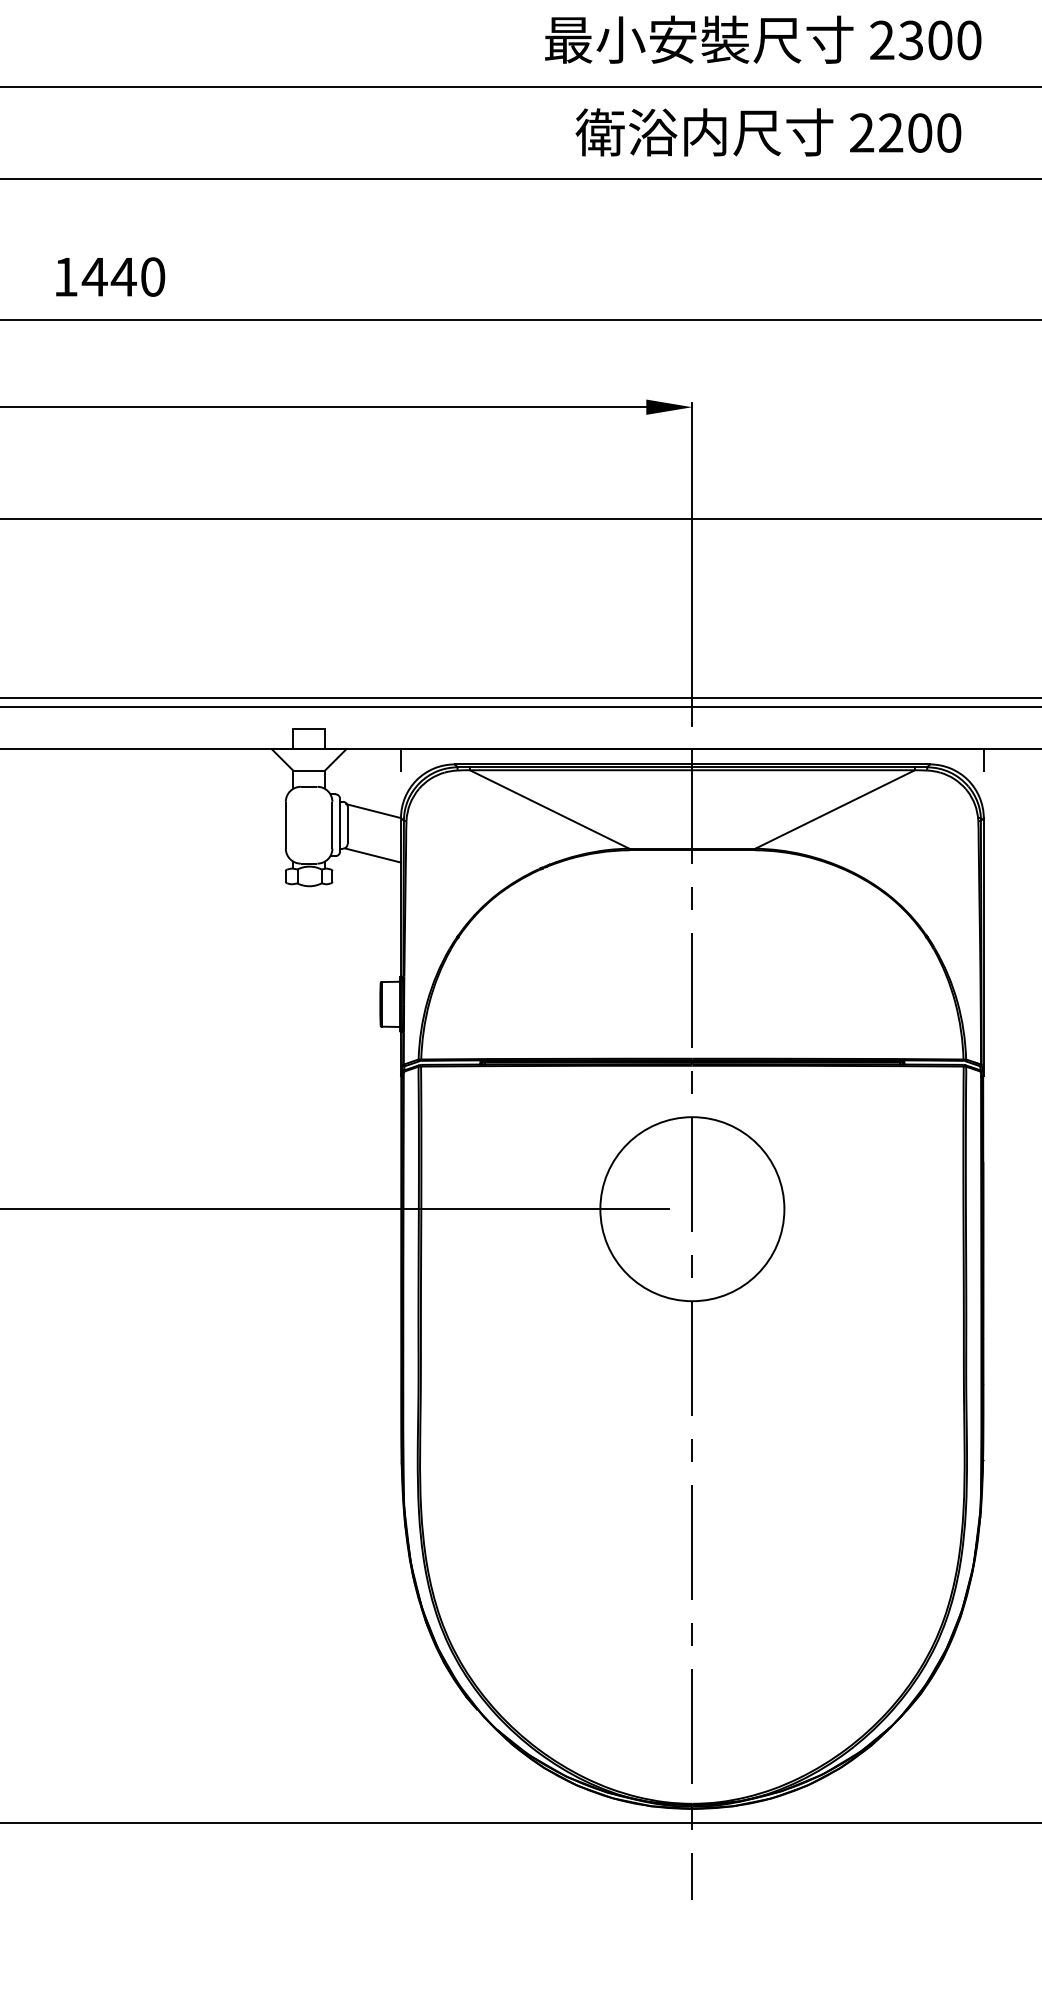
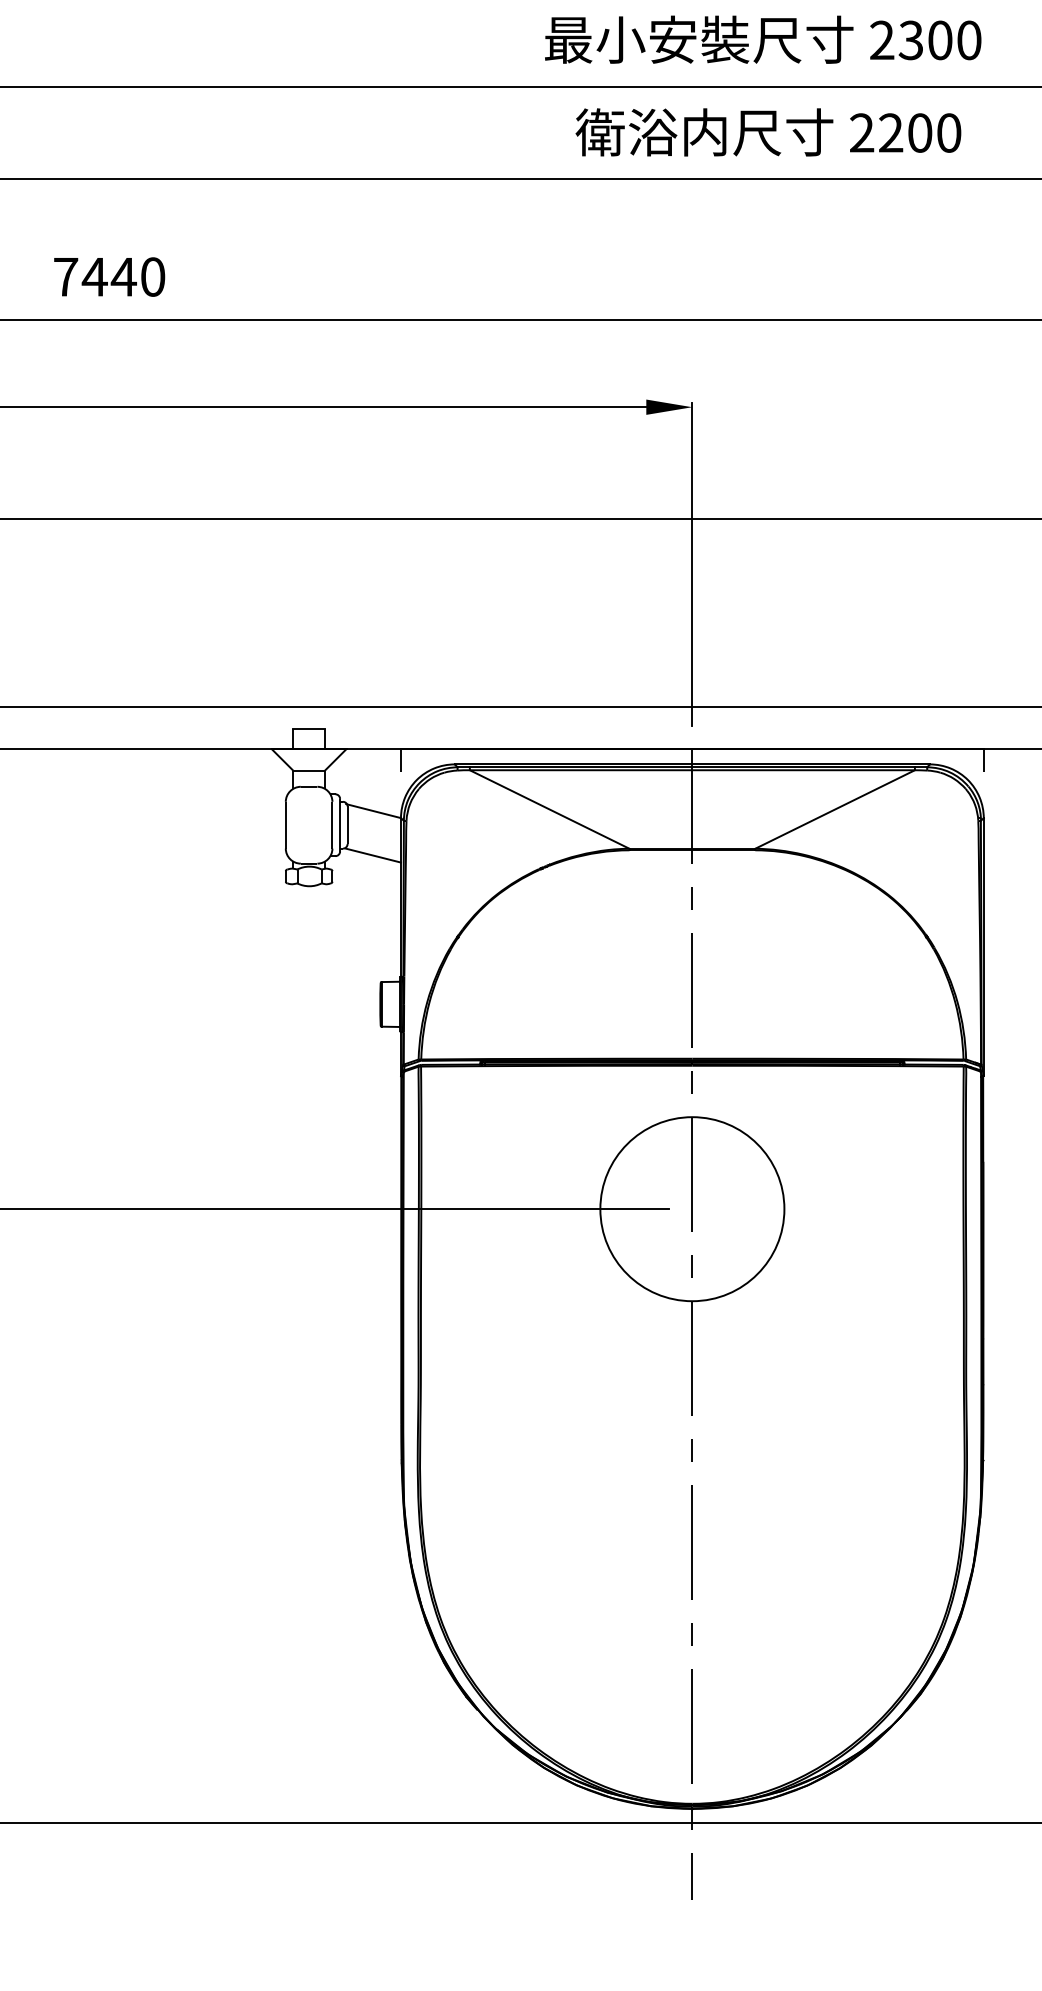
text: 1440 -> 7440 (66, 277)
line: present -> none (520, 698)
